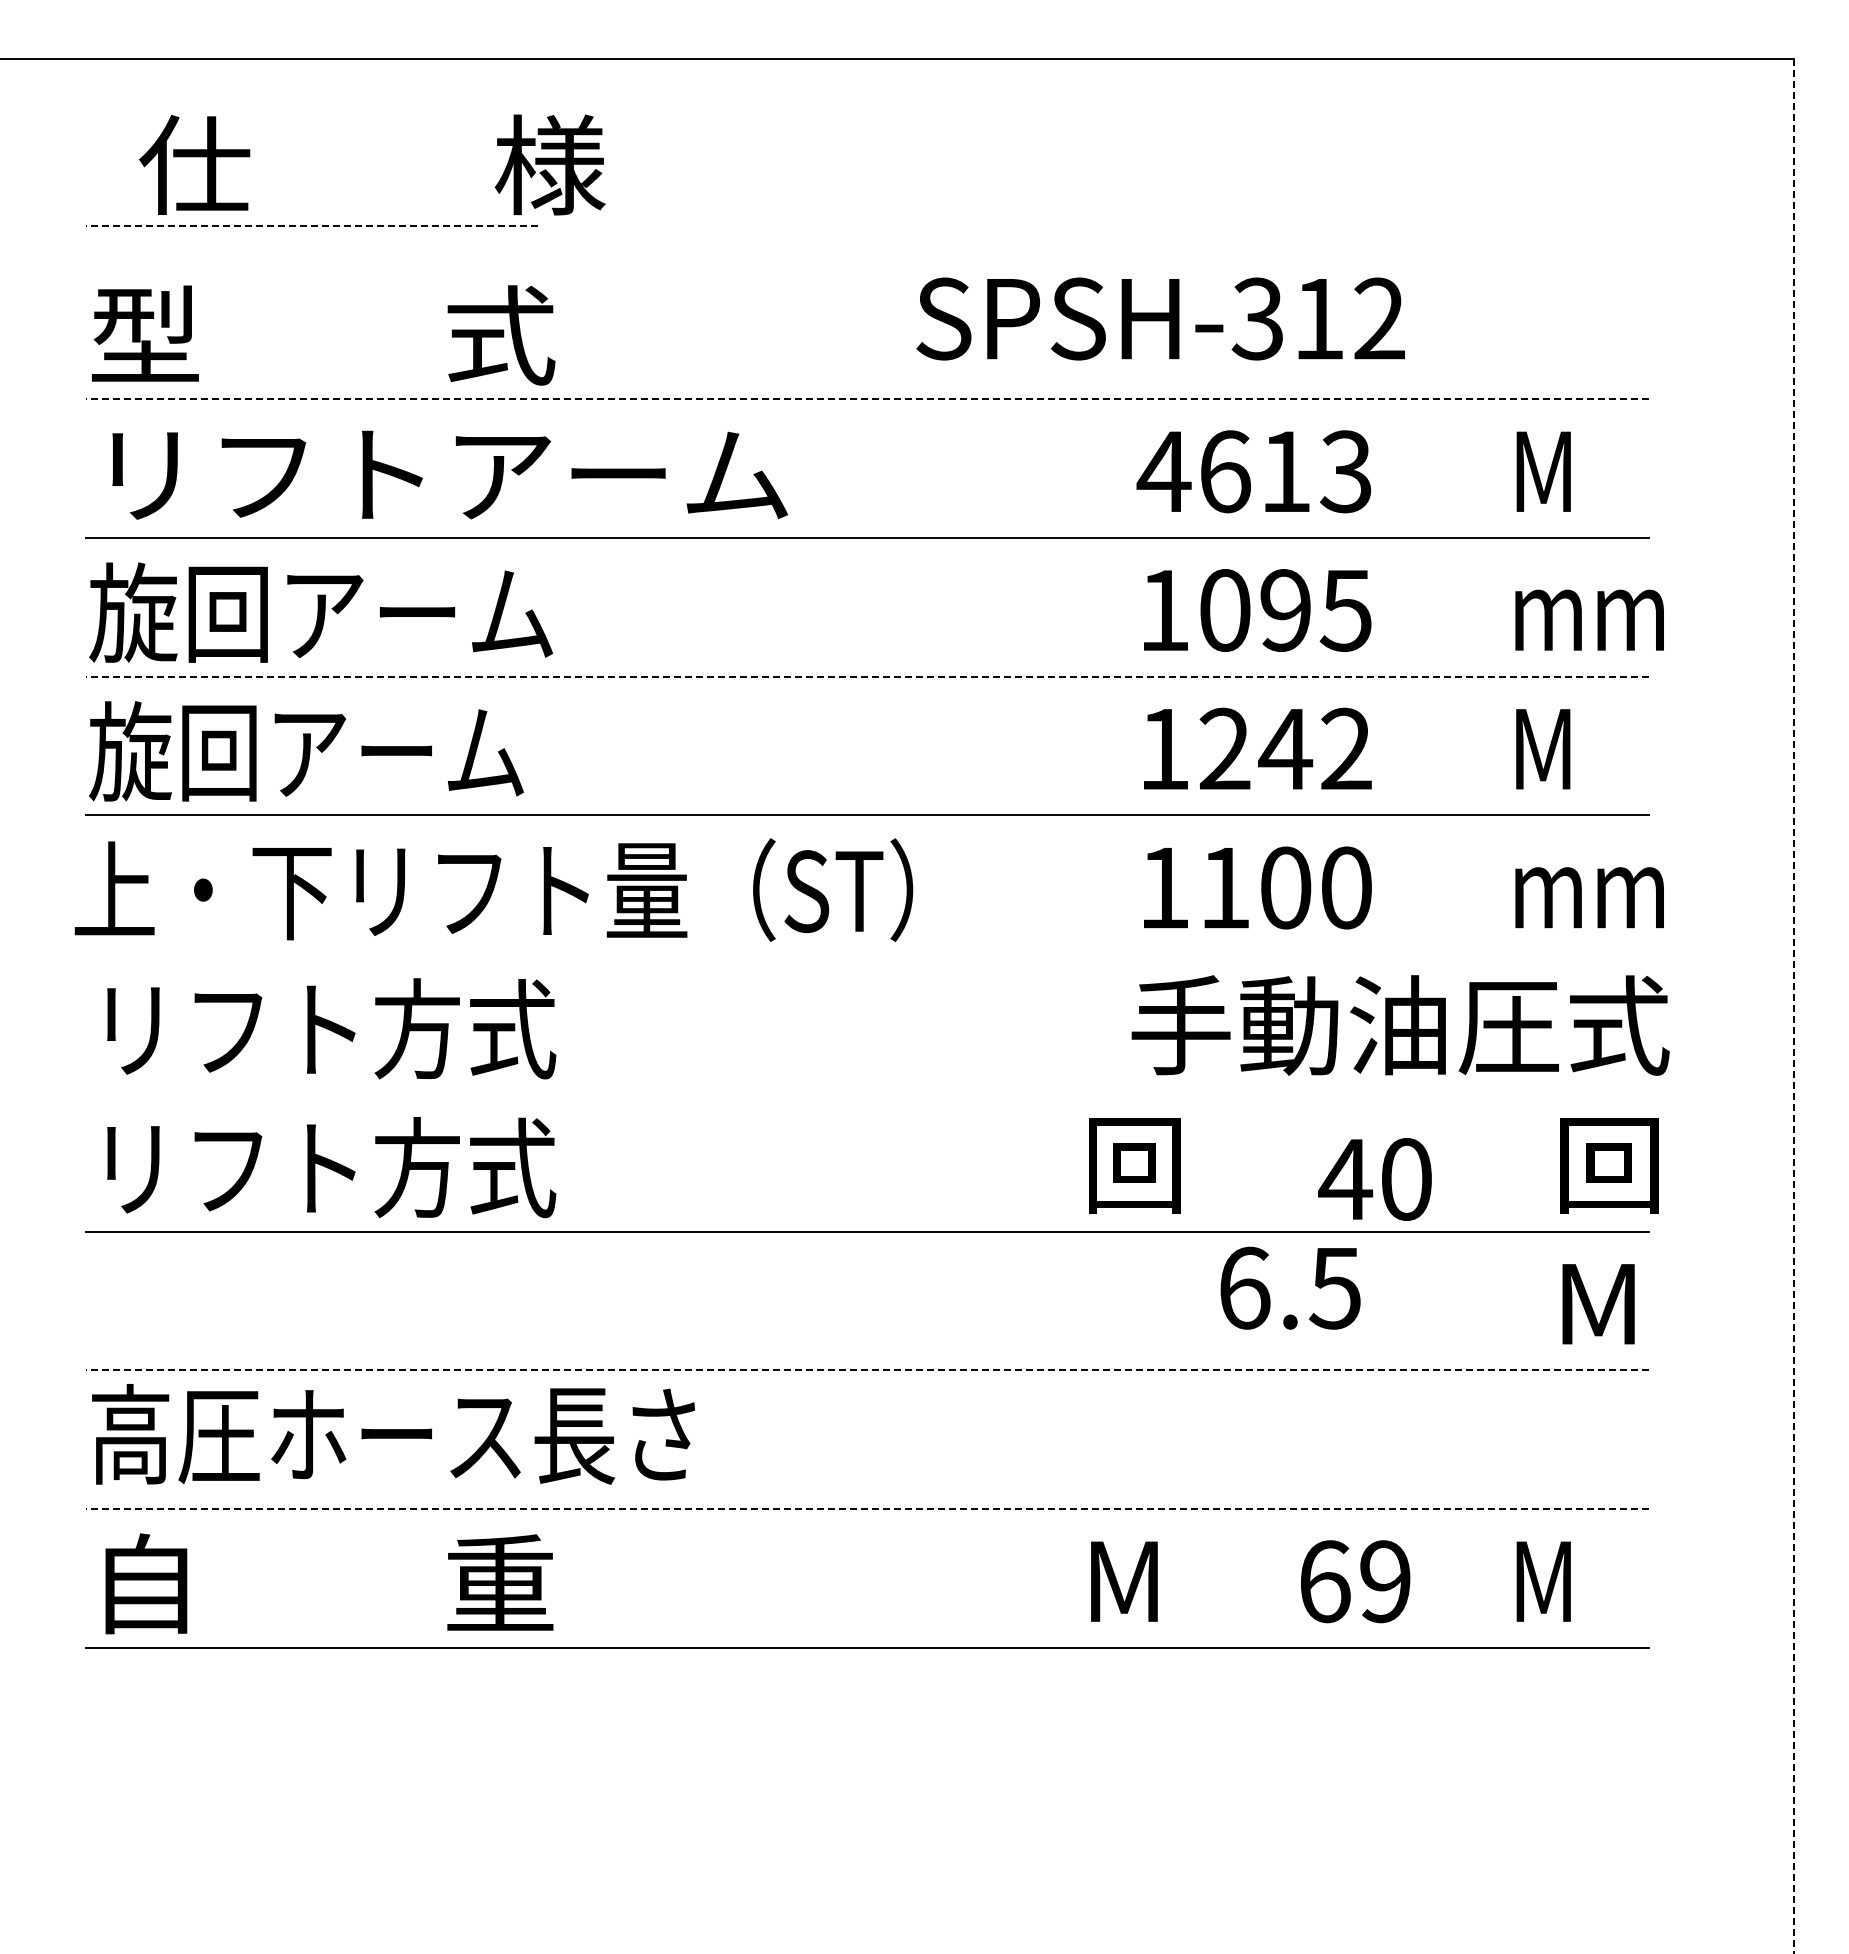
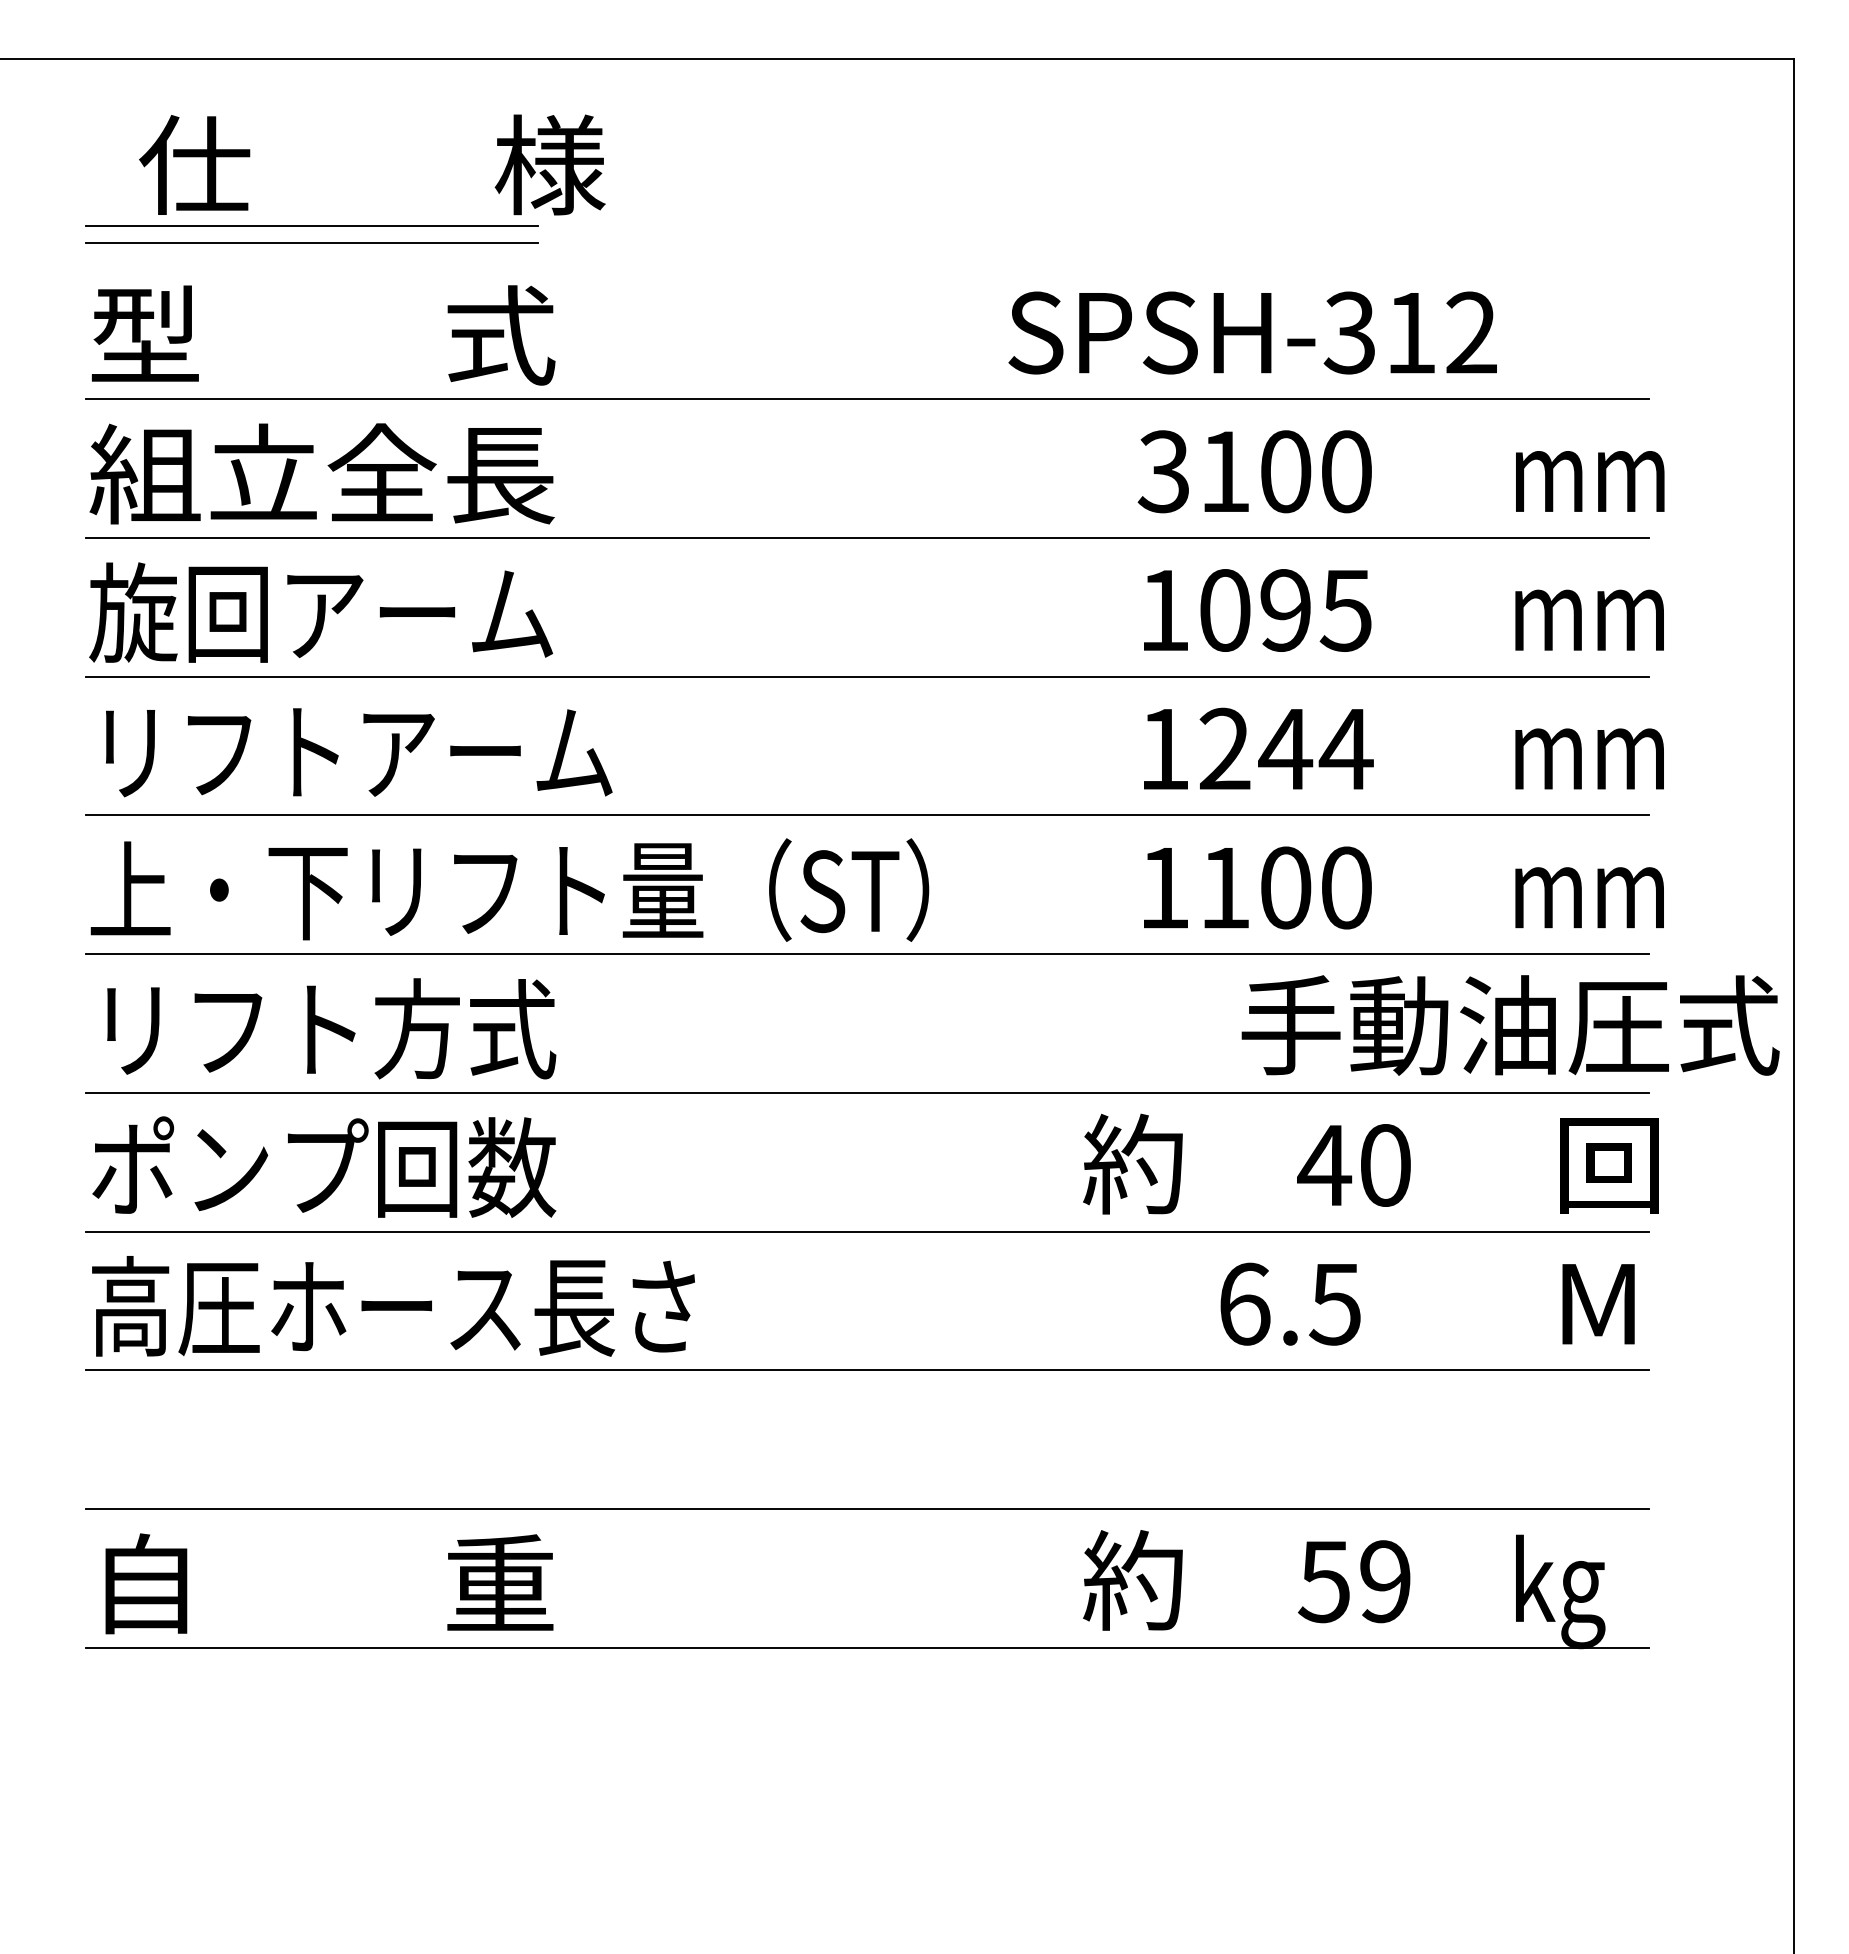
line: dashed -> solid (312, 225)
line: none -> present (312, 243)
text position: (1160, 318) -> (1252, 332) (1252, 332)
line: dashed -> solid (867, 399)
text: 4613 -> 3100 (1253, 471)
text: M -> mm (1590, 471)
text: リフトアーム -> 組立全長 (438, 473)
line: dashed -> solid (867, 676)
text: 1242 -> 1244 (1345, 748)
text: M -> mm (1589, 749)
text: 旋回アーム -> リフトアーム (350, 751)
text position: (493, 889) -> (509, 889) (509, 889)
line: none -> present (867, 954)
line: dashed -> solid (1793, 1006)
text position: (1400, 1025) -> (1510, 1025) (1510, 1025)
line: none -> present (867, 1092)
text: 回 -> 約 (1132, 1163)
text: リフト方式 -> ポンプ回数 (324, 1167)
text position: (1374, 1179) -> (1353, 1165) (1353, 1165)
text position: (1290, 1287) -> (1290, 1303) (1290, 1303)
line: dashed -> solid (867, 1370)
text position: (393, 1434) -> (393, 1306) (393, 1306)
line: dashed -> solid (867, 1509)
text: M -> 約 (1132, 1580)
text: 69 -> 59 (1324, 1581)
text: M -> kg (1560, 1591)
